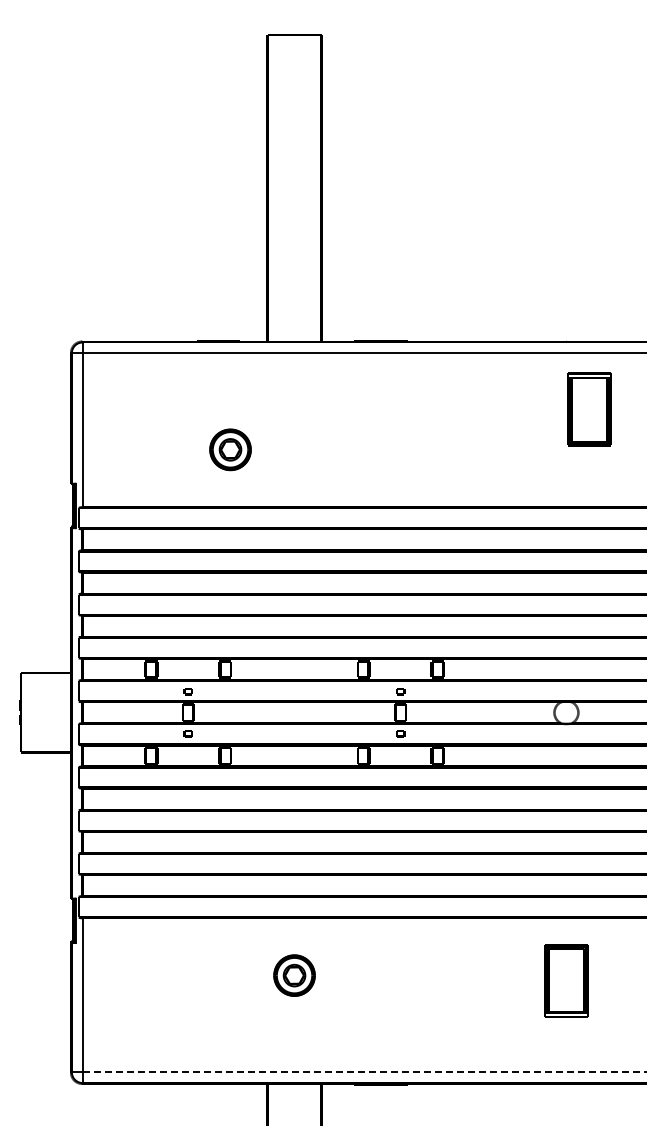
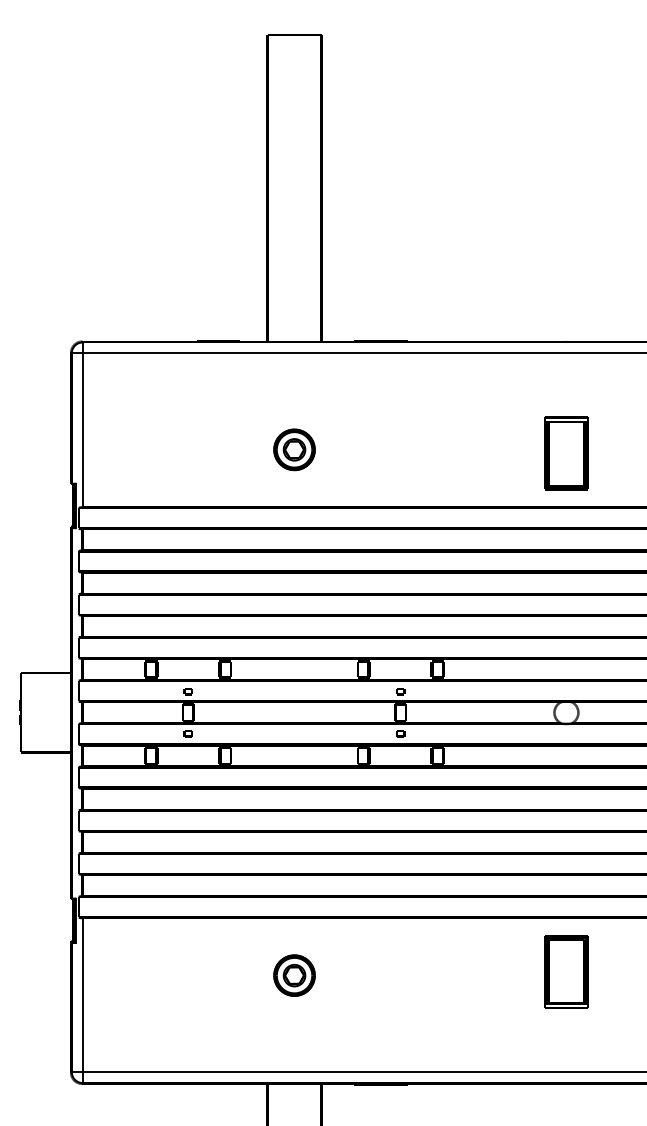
part position: (589, 409) -> (566, 453) (566, 453)
part position: (230, 449) -> (294, 449) (294, 449)
part position: (566, 980) -> (566, 971) (566, 971)
line: dashed -> solid (364, 1072)
